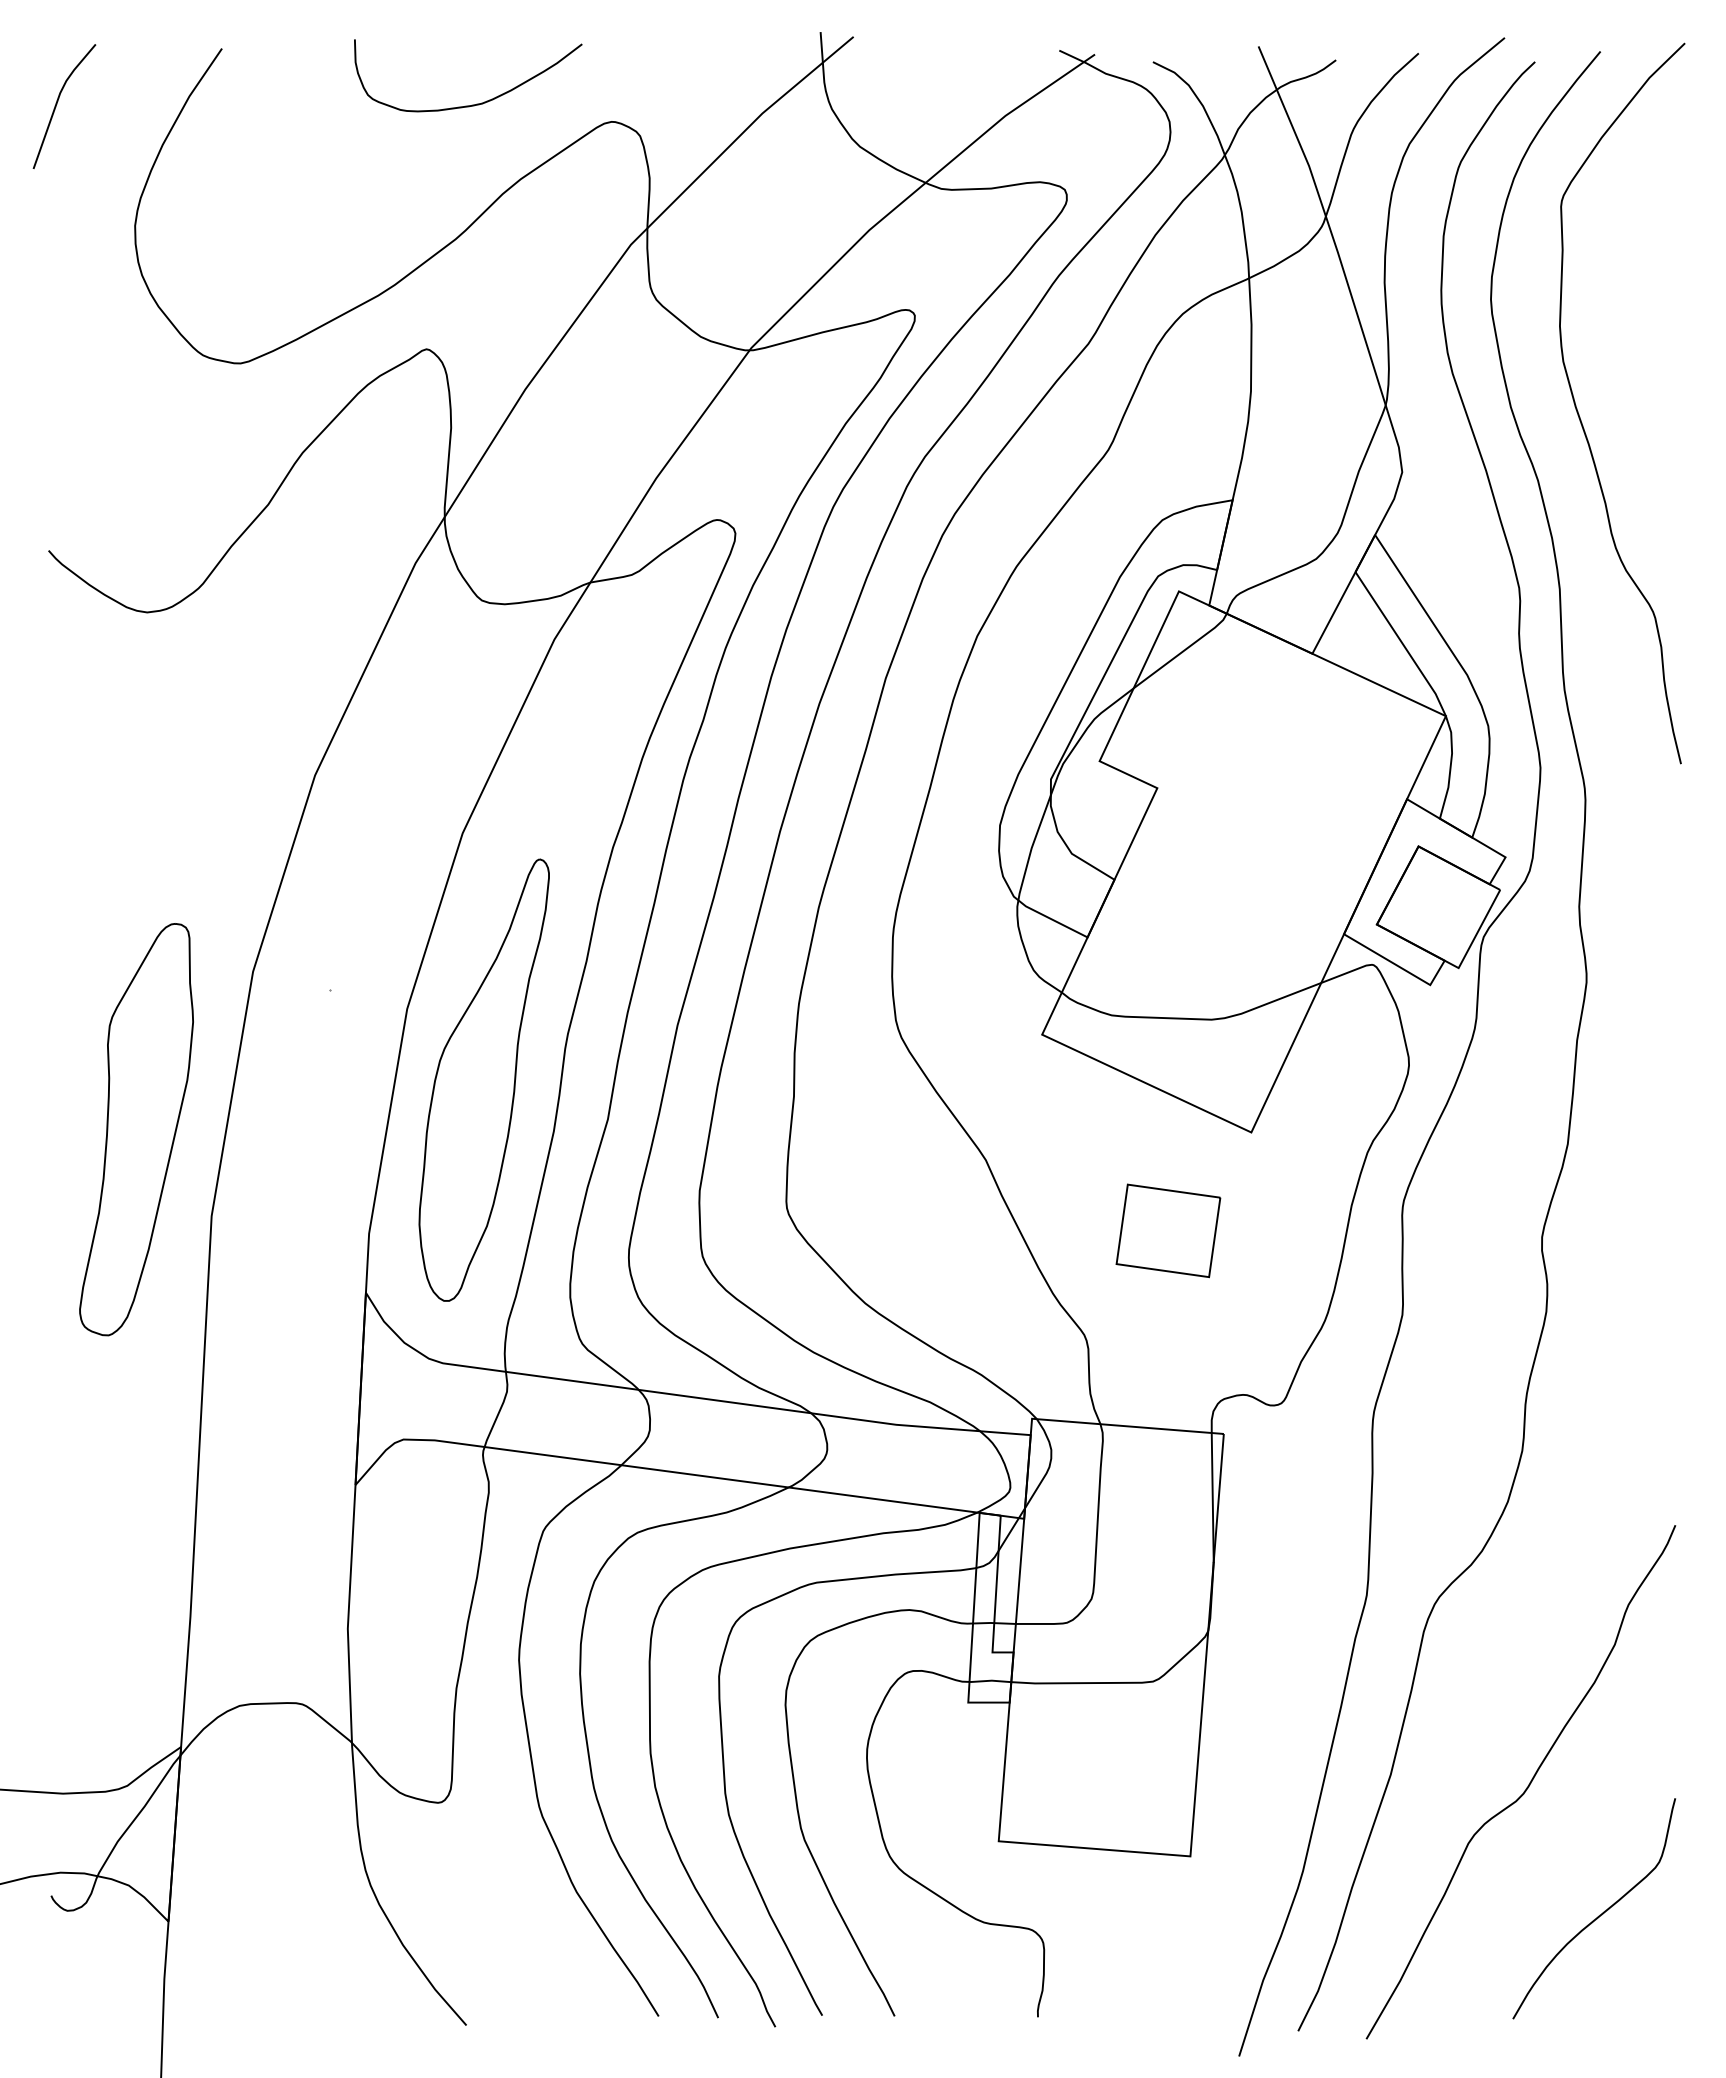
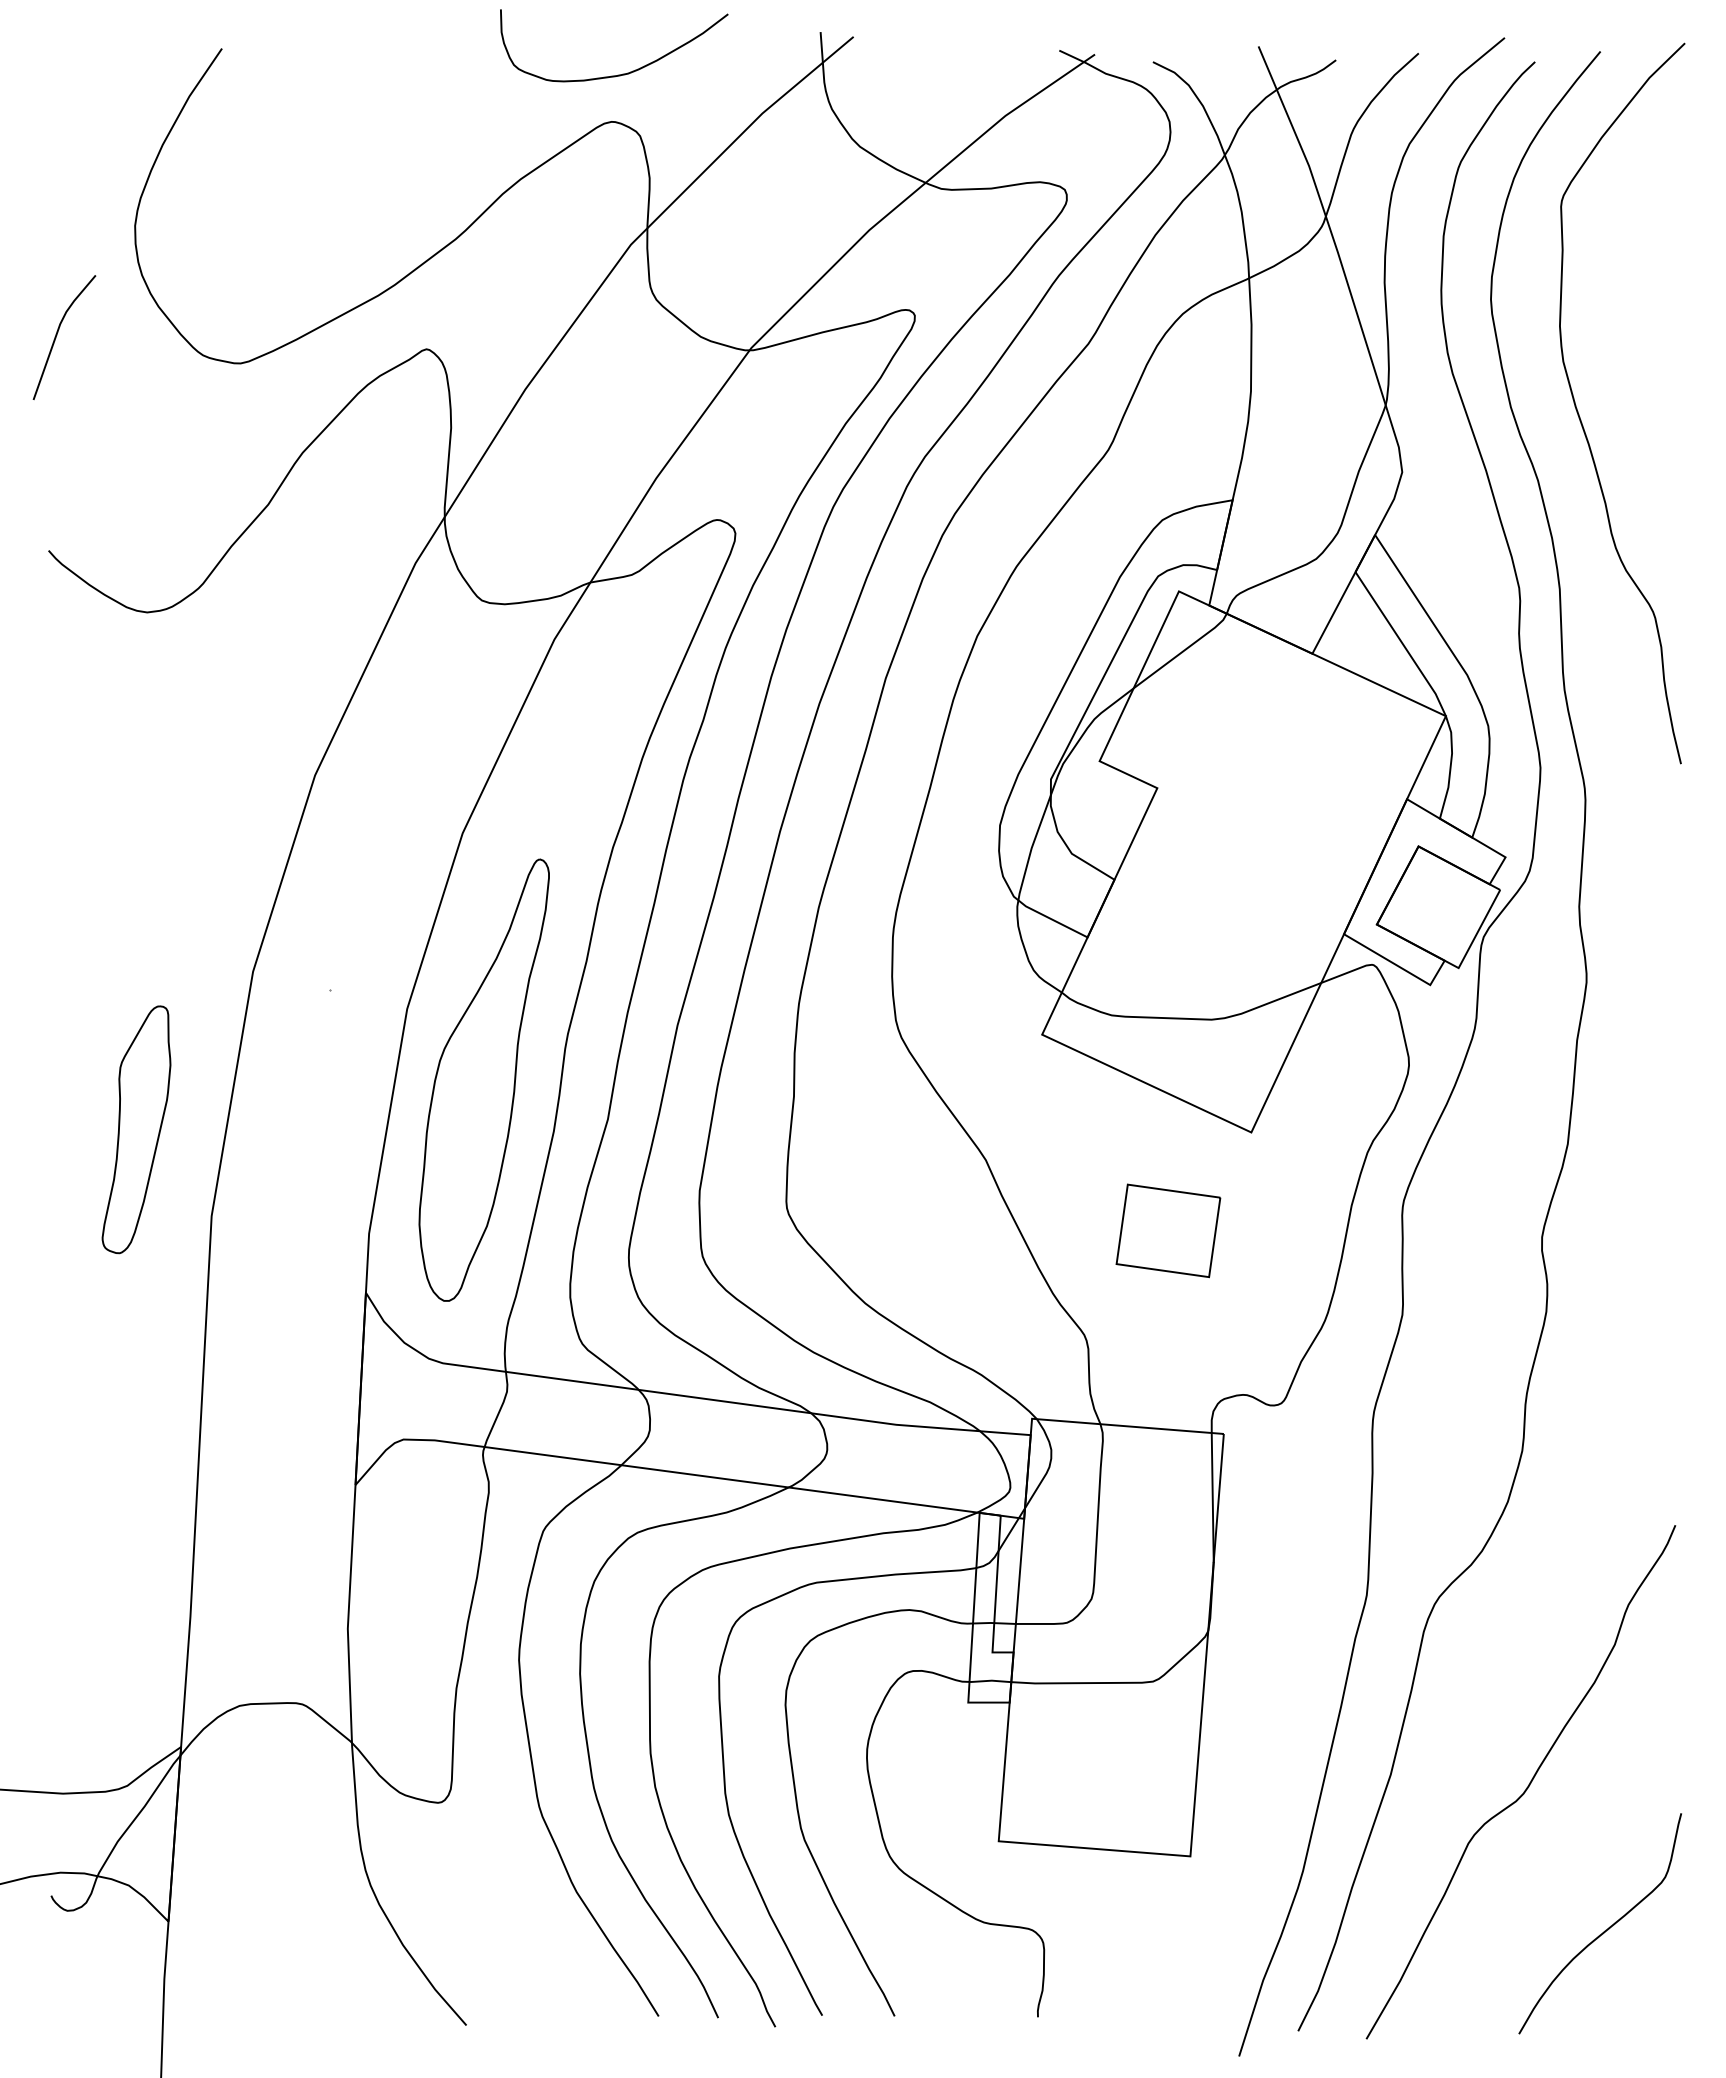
curve position: (476, 103) -> (622, 73) (622, 73)
line position: (57, 104) -> (57, 335) (57, 335)
part size: 115x414 px -> 71x250 px (136, 1129)
curve position: (1598, 1915) -> (1604, 1930) (1604, 1930)
